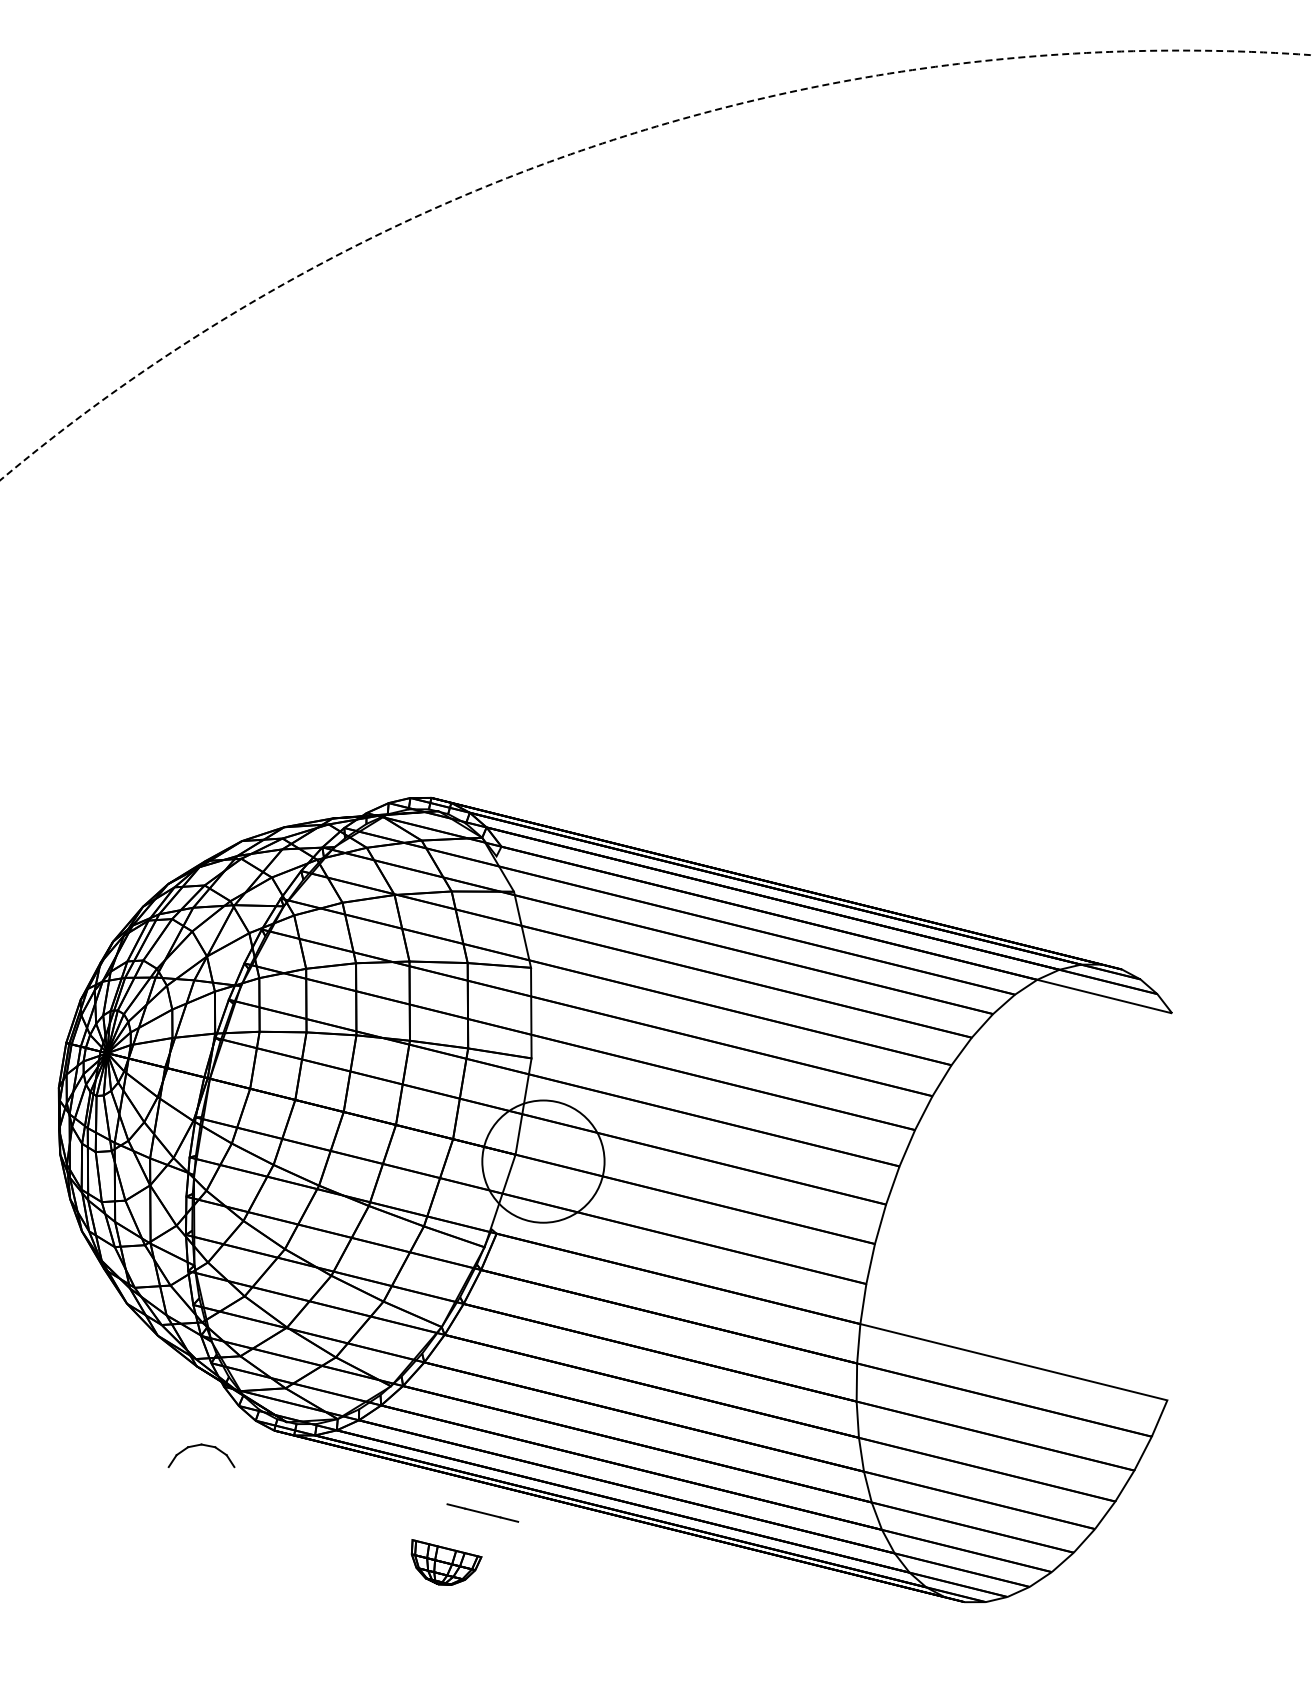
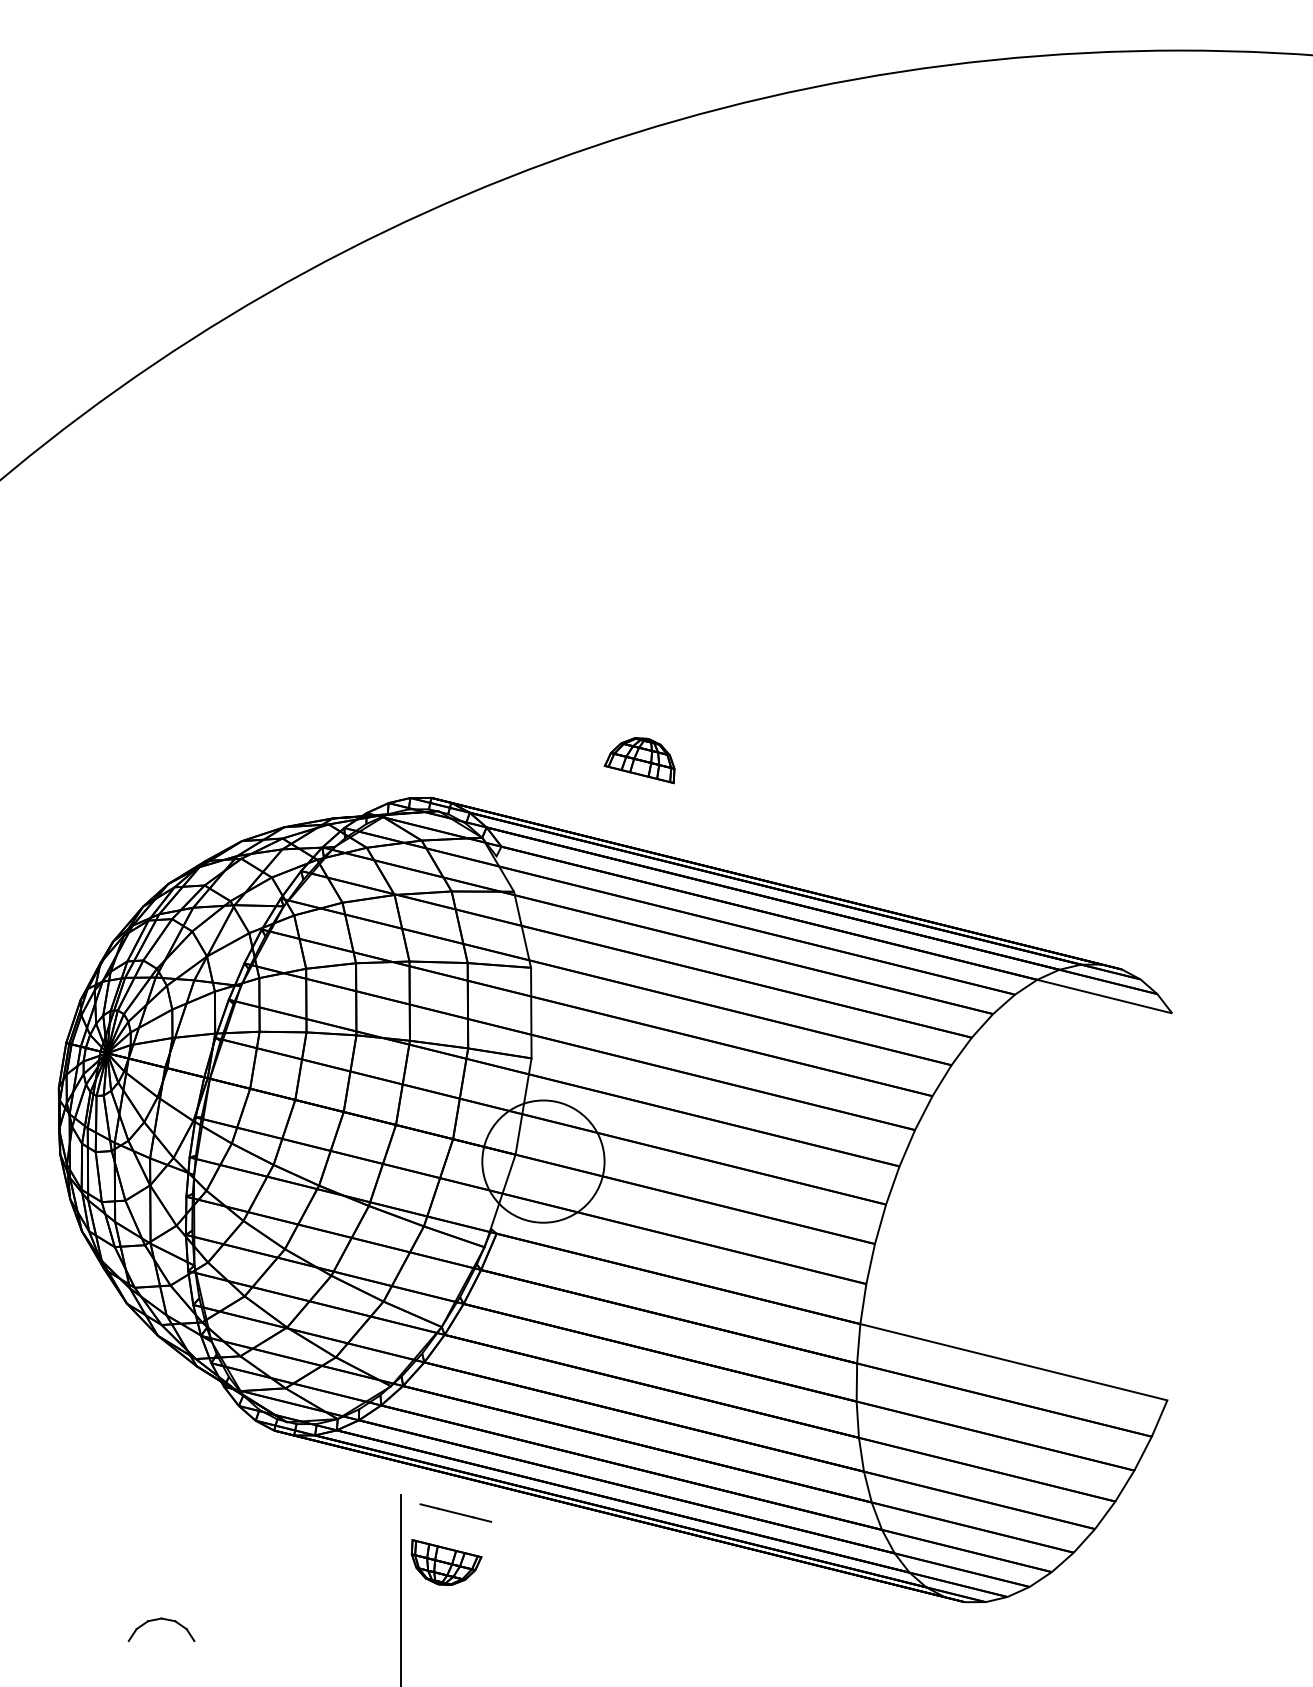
circle: dashed -> solid (656, 265)
part: none -> present (639, 760)
part position: (197, 1446) -> (157, 1620) (157, 1620)
line position: (482, 1512) -> (455, 1512) (455, 1512)
line: none -> present (401, 1588)
